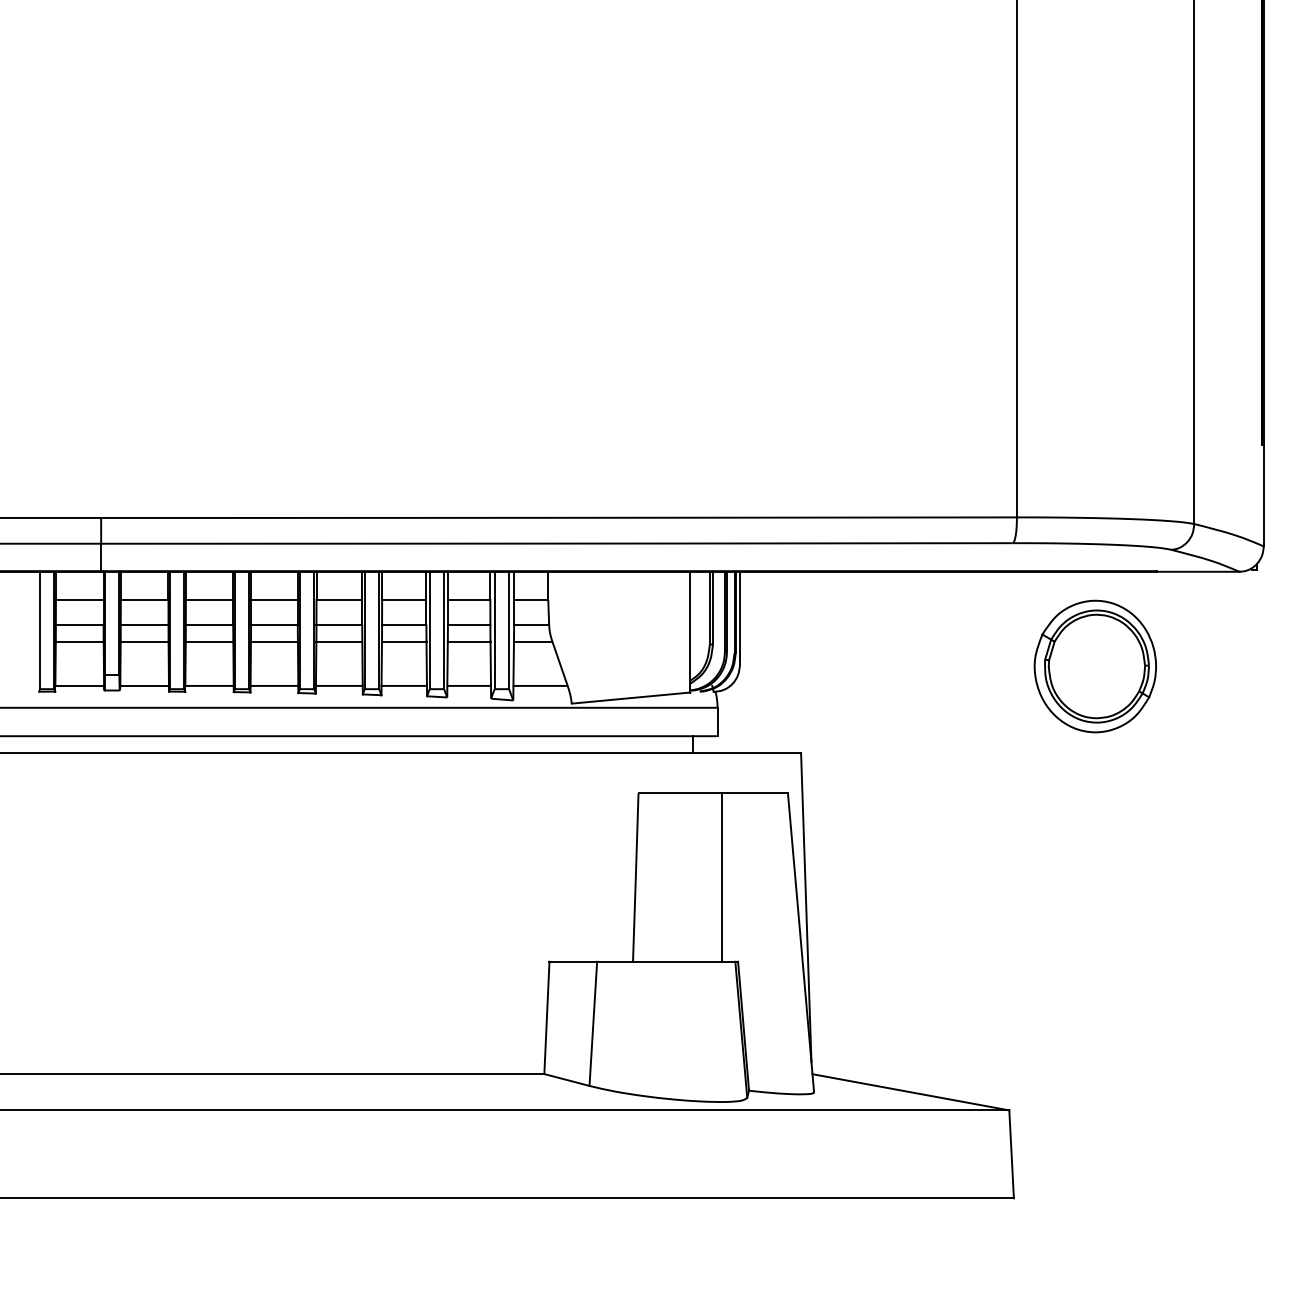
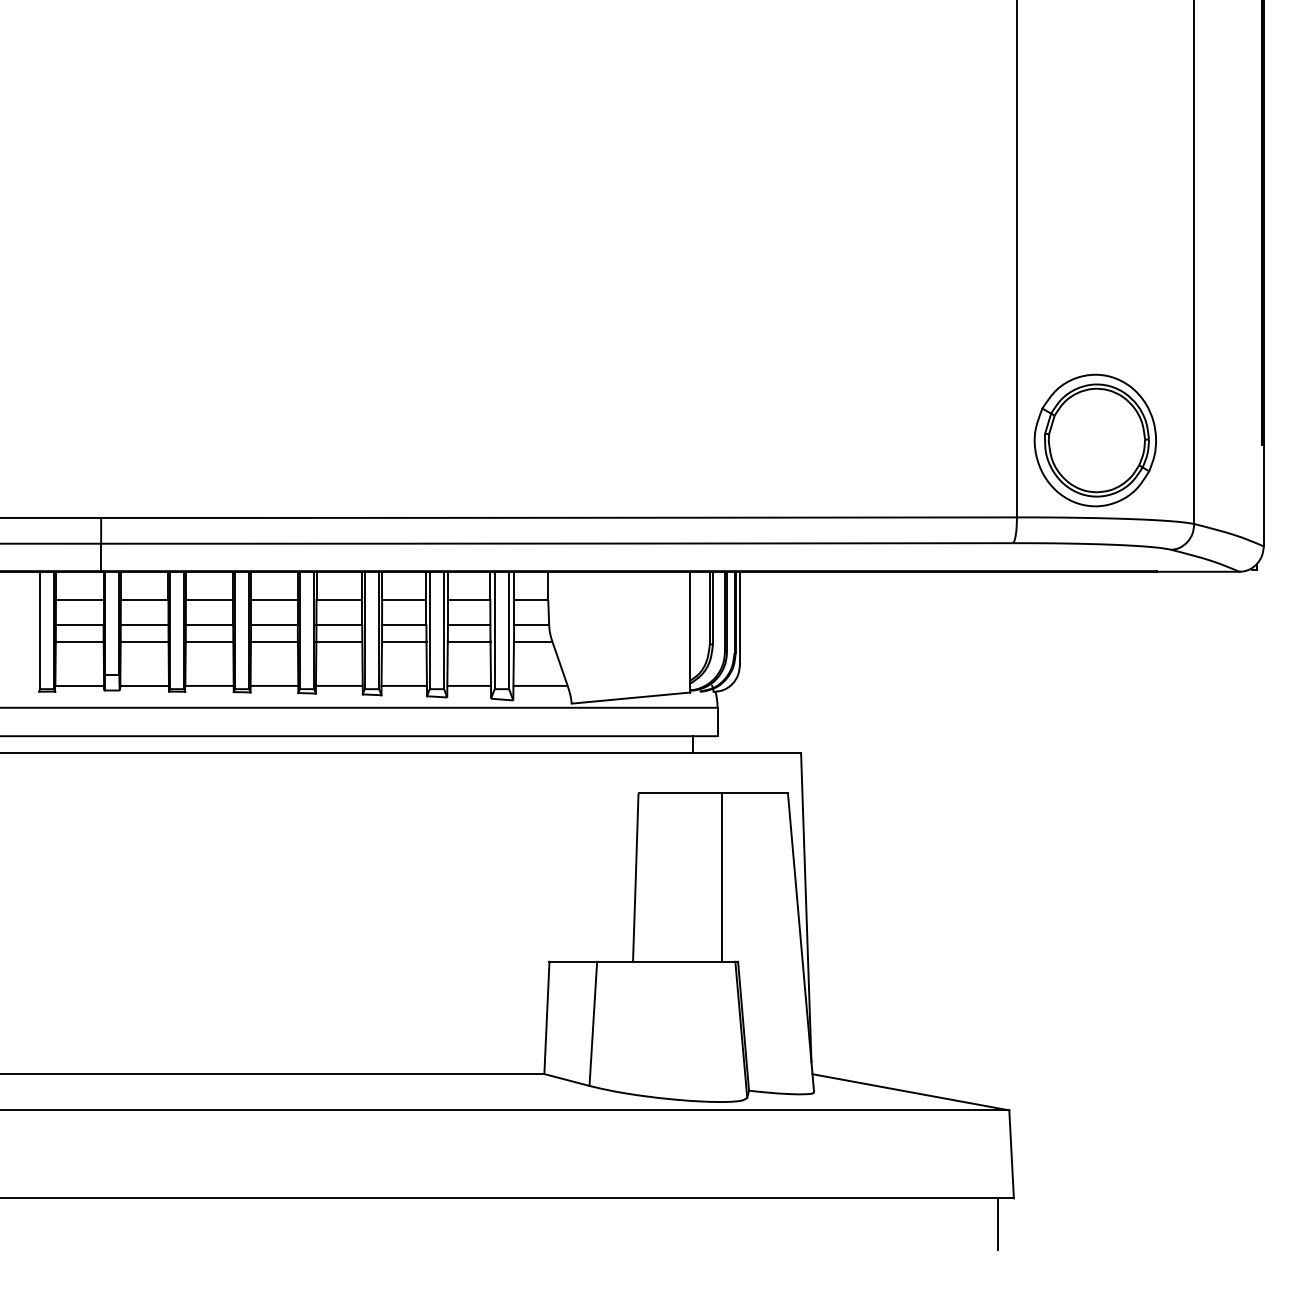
part position: (1094, 666) -> (1094, 440) (1094, 440)
line: none -> present (997, 1224)
